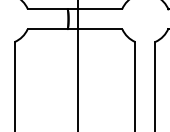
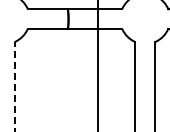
line position: (77, 65) -> (97, 65) (97, 65)
line: solid -> dashed (14, 86)
